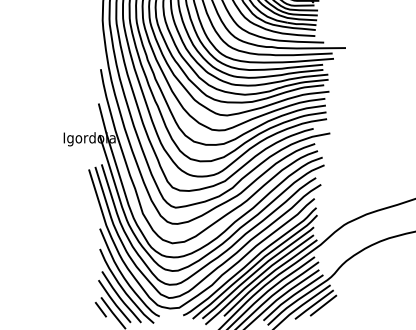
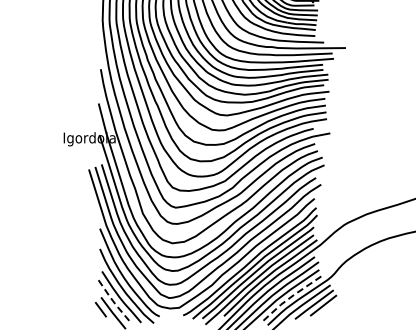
line: solid -> dashed (292, 296)
line: solid -> dashed (114, 302)
